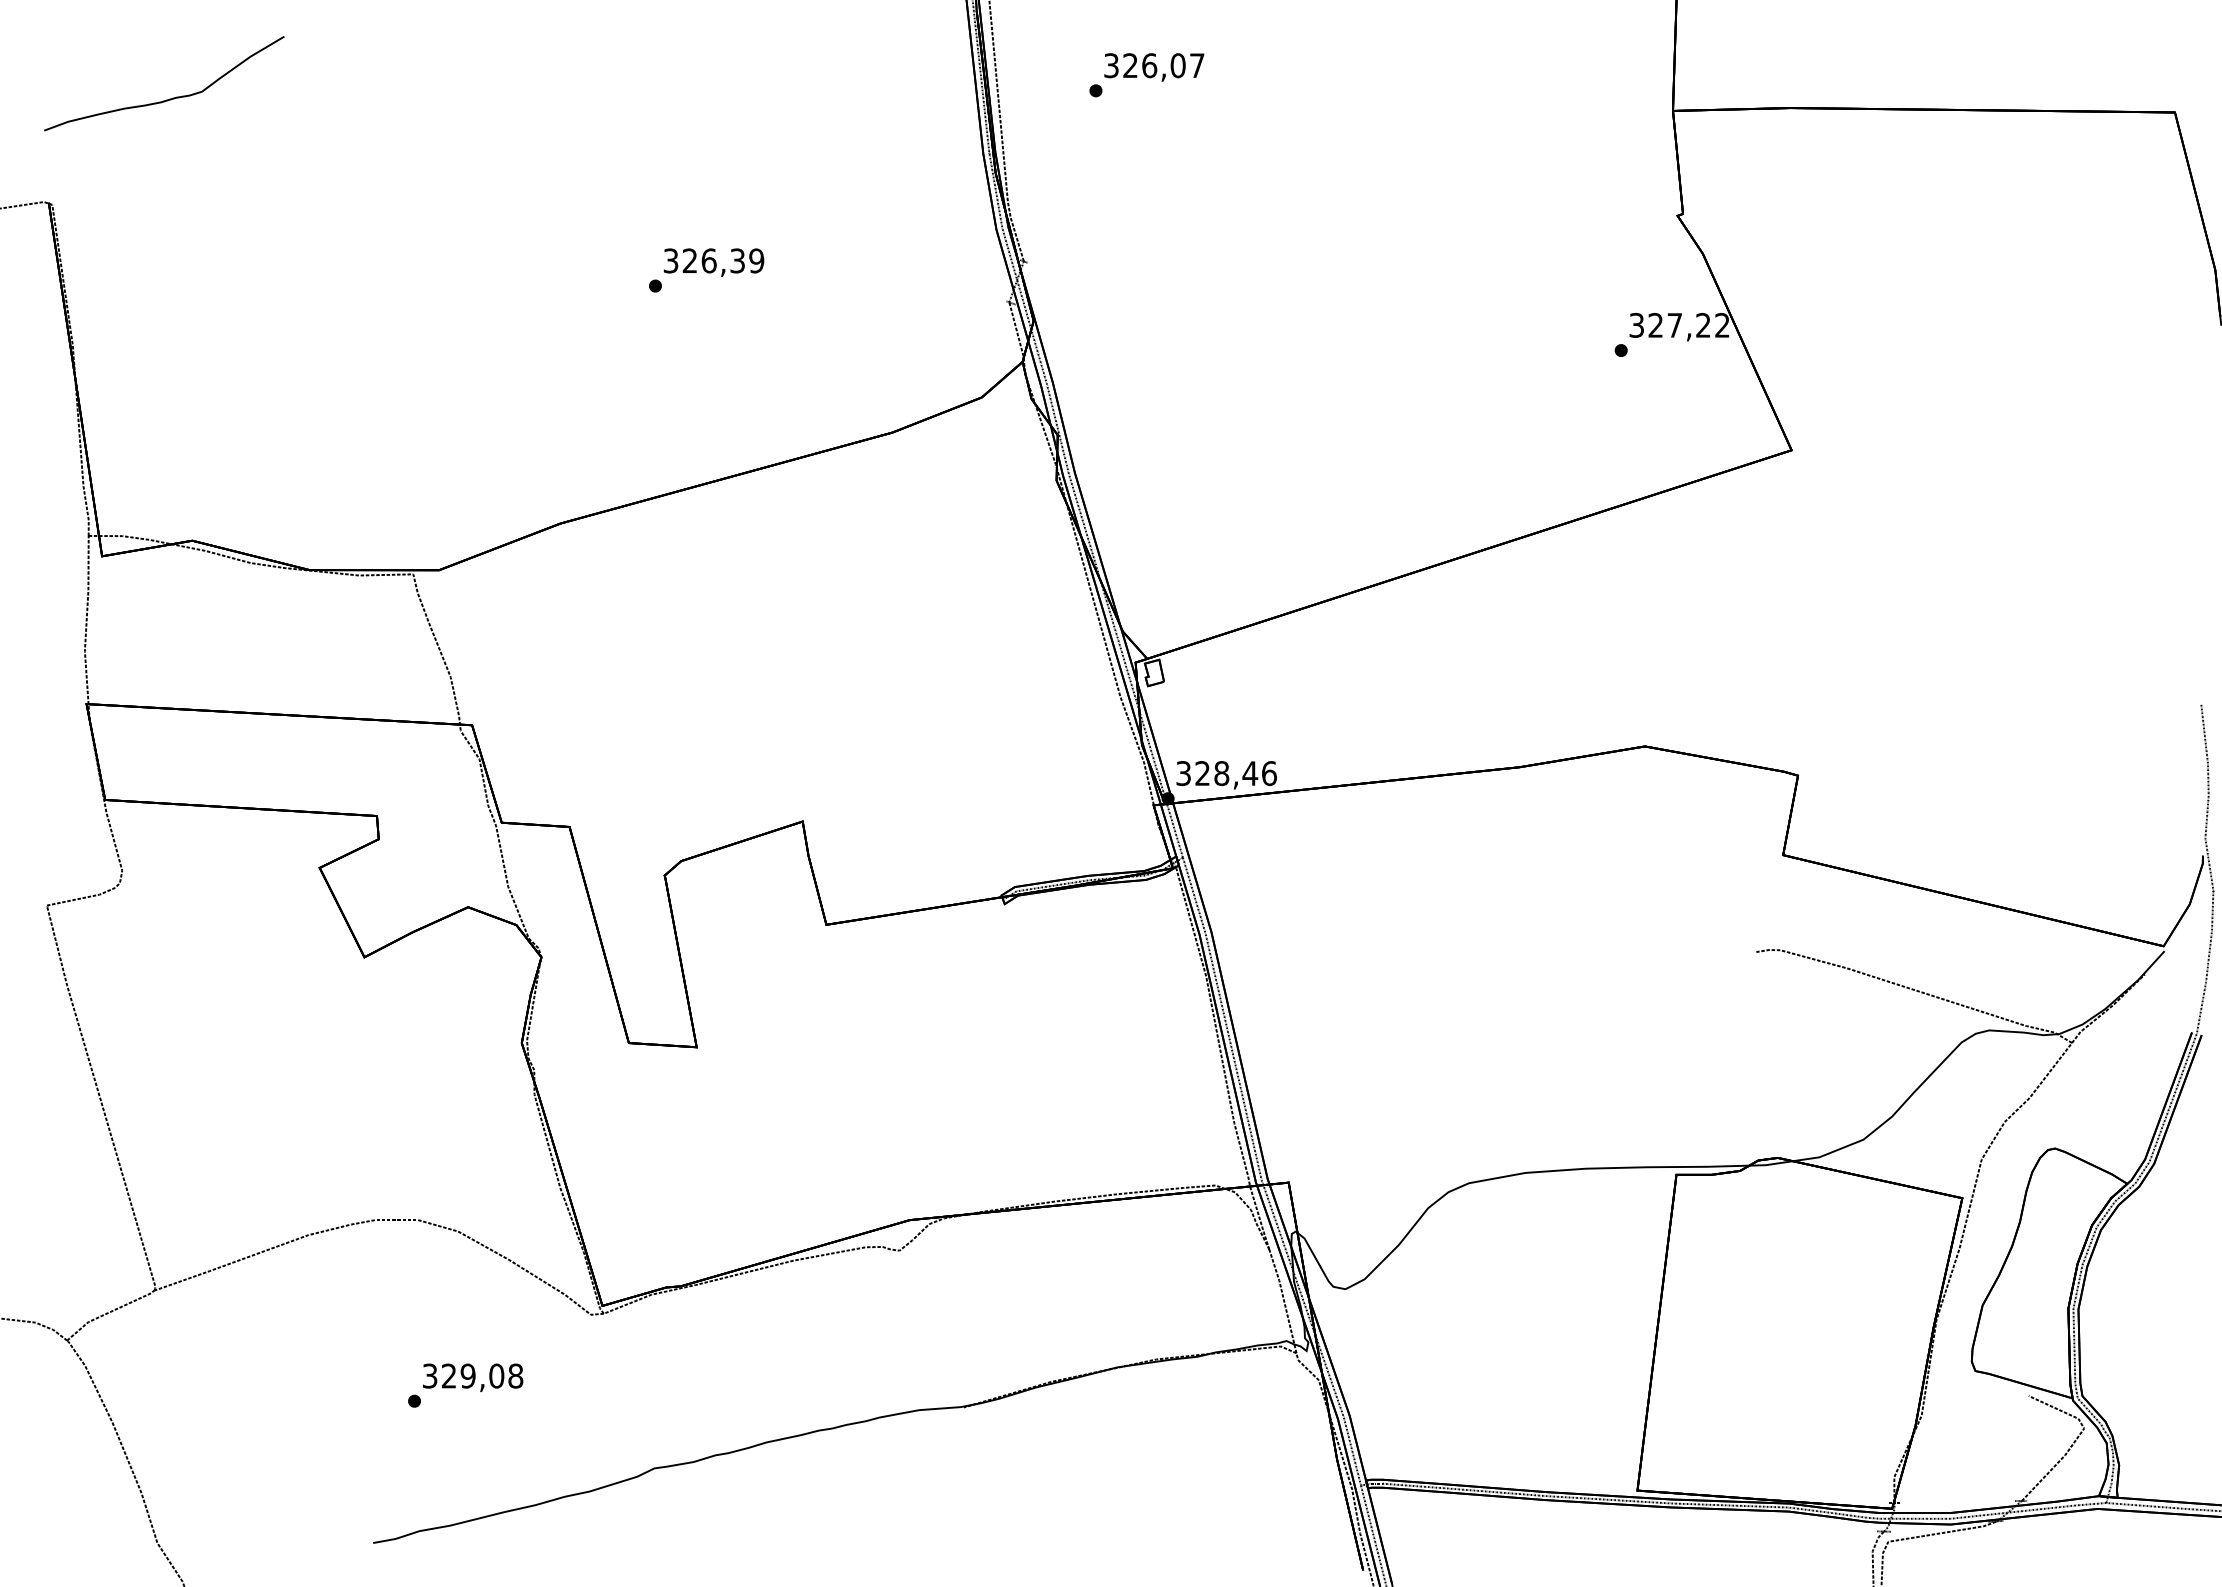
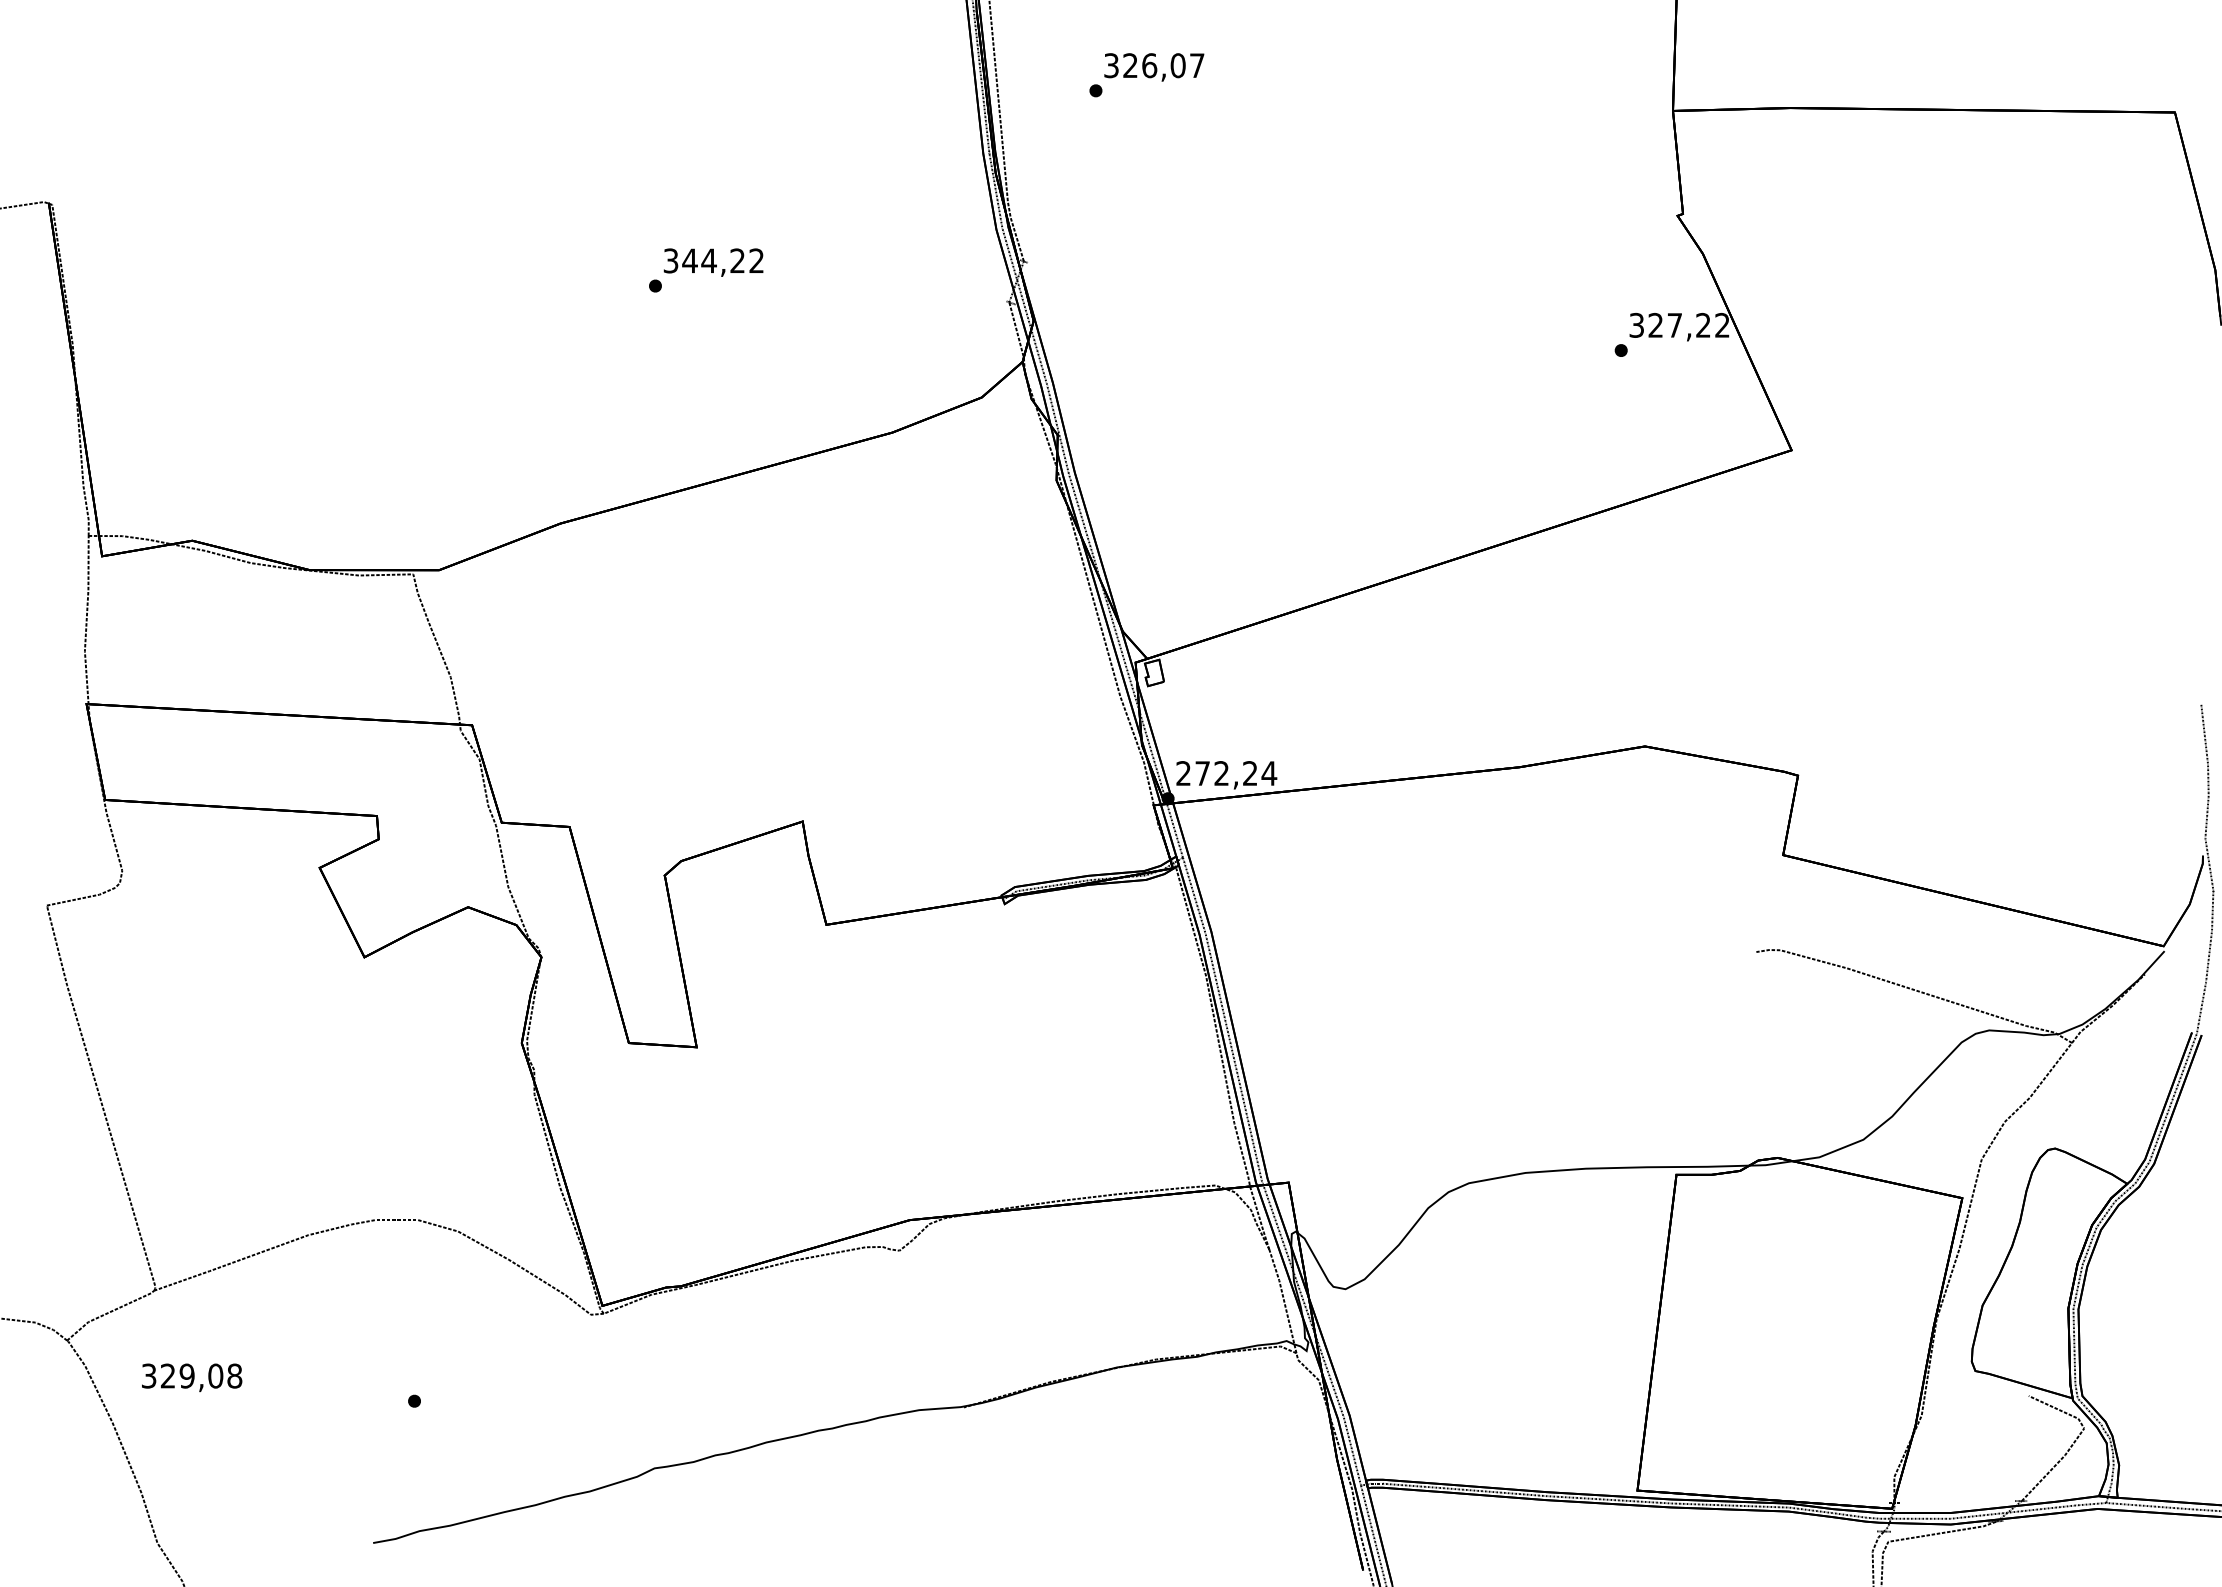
part: present -> none (169, 98)
text: 326,39 -> 344,22 (723, 260)
text: 328,46 -> 272,24 (1226, 773)
text position: (473, 1377) -> (192, 1377) (192, 1377)
